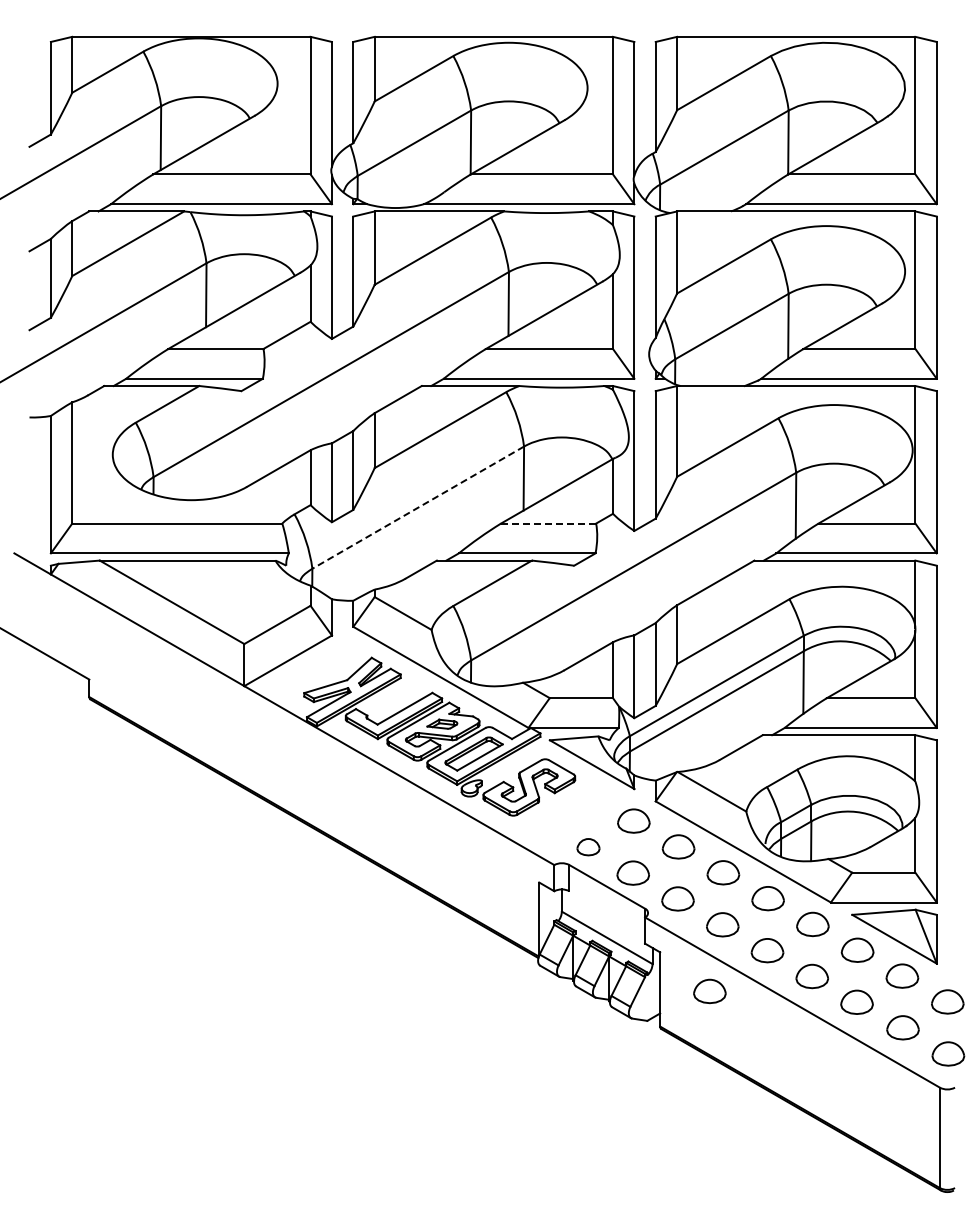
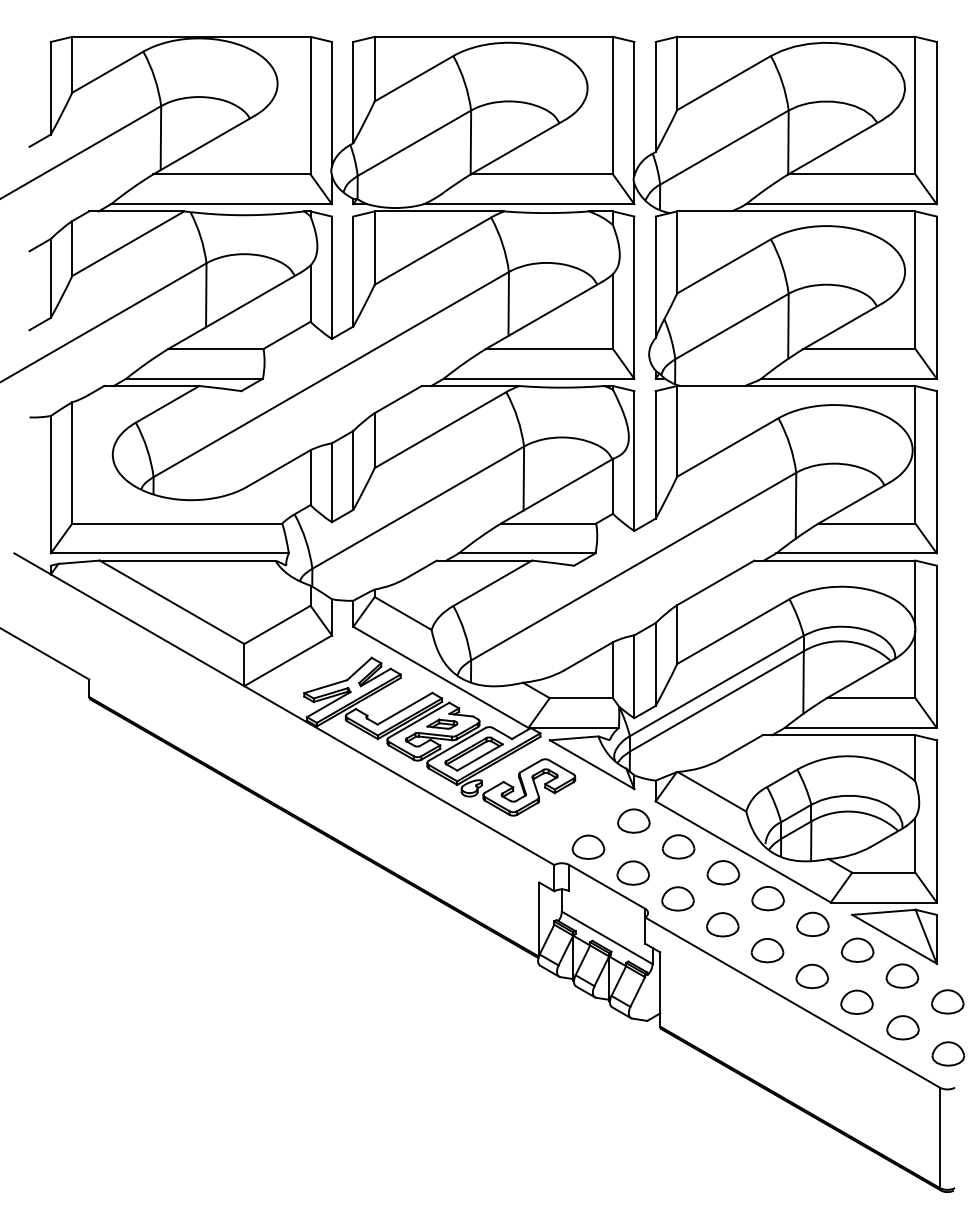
line: dashed -> solid (417, 507)
line: dashed -> solid (548, 523)
part size: 25x19 px -> 35x26 px (588, 846)
part: present -> none (709, 991)
